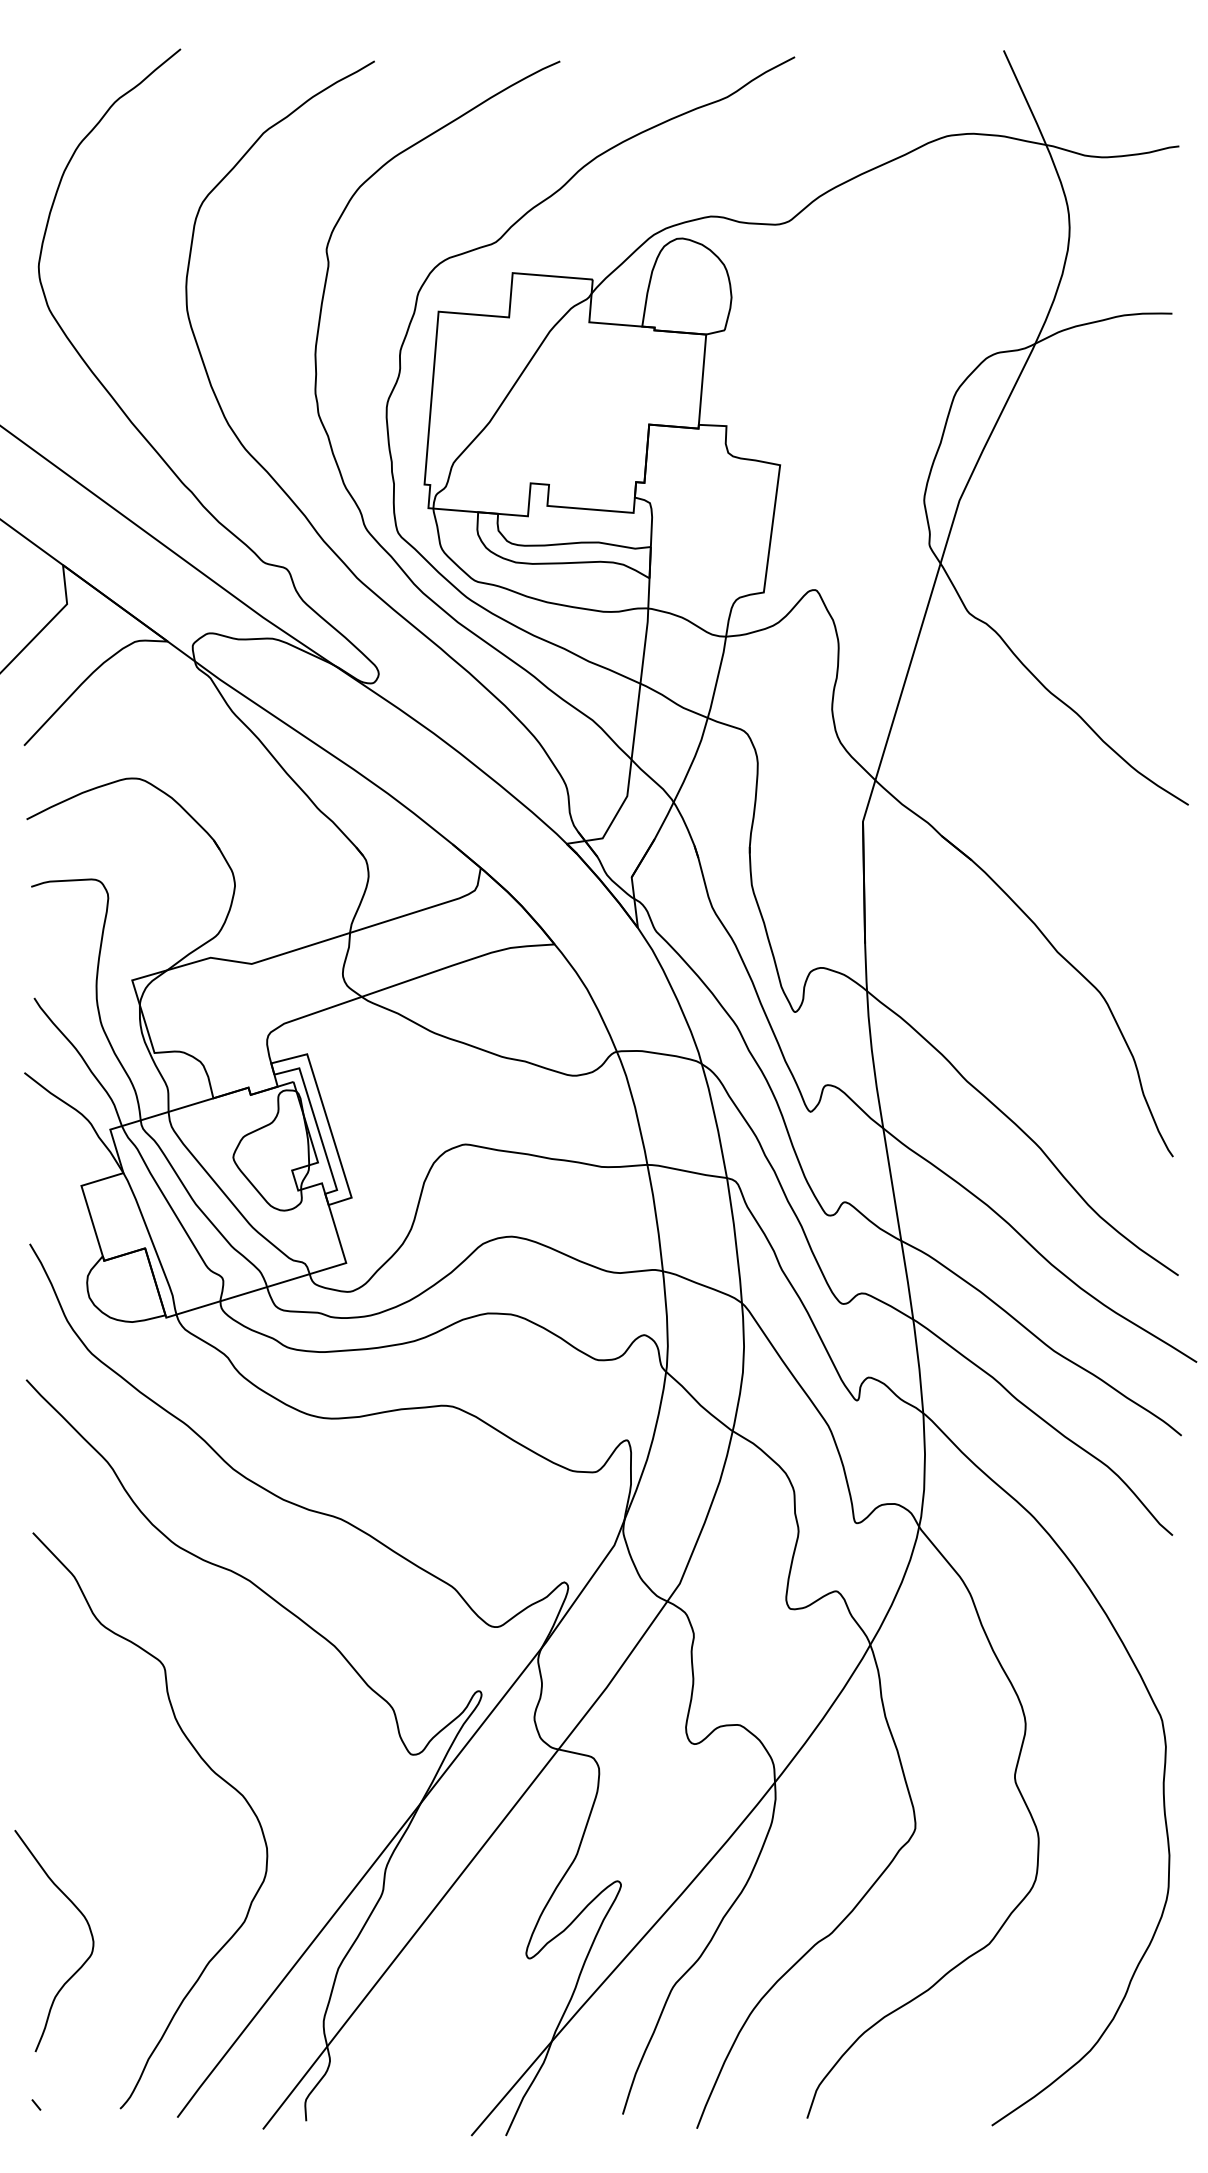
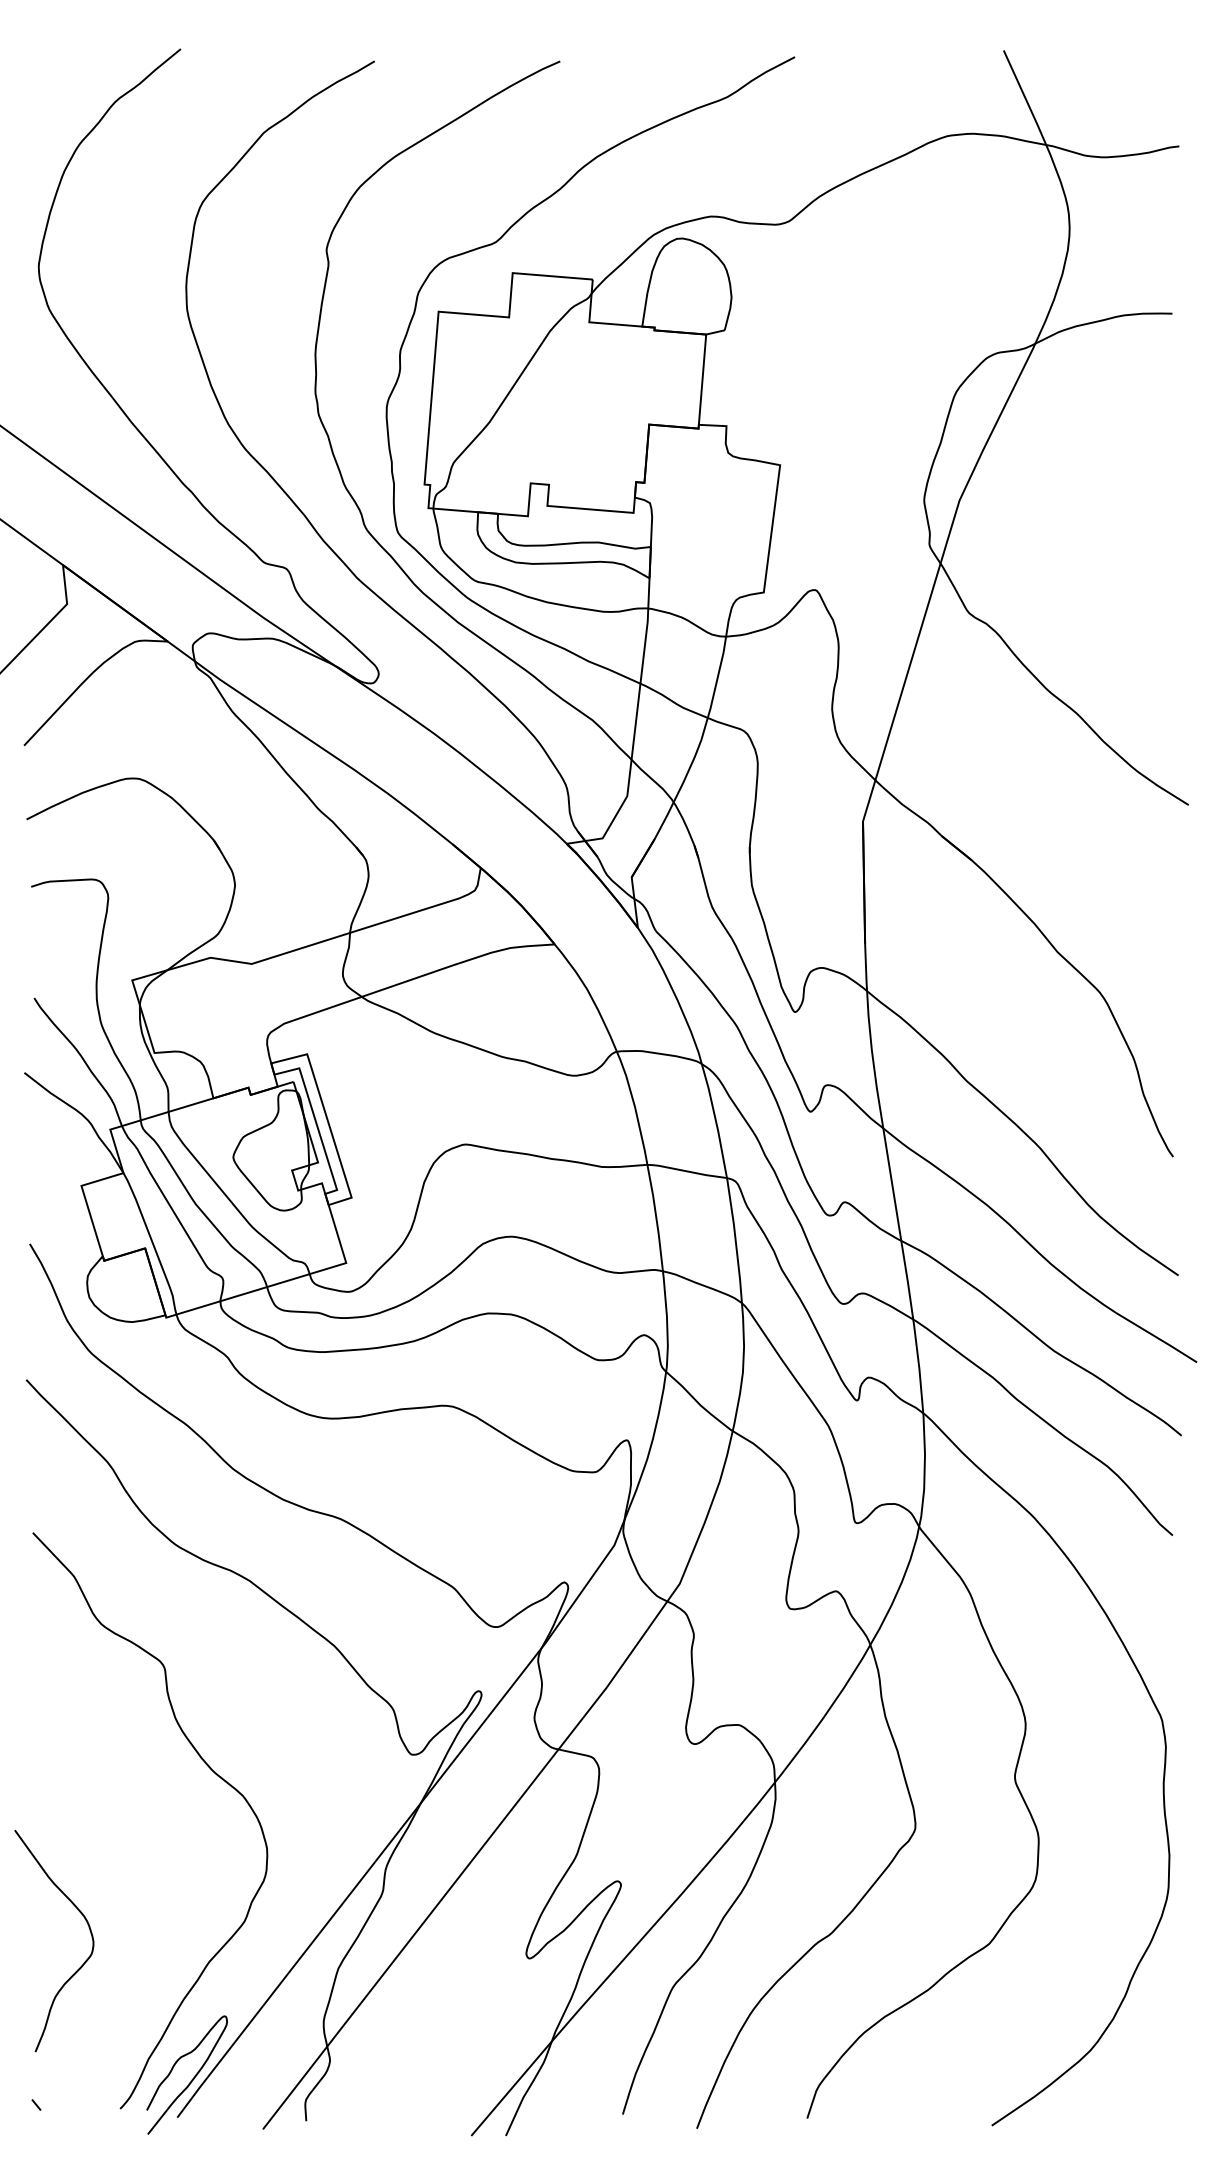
curve: none -> present (191, 2079)
